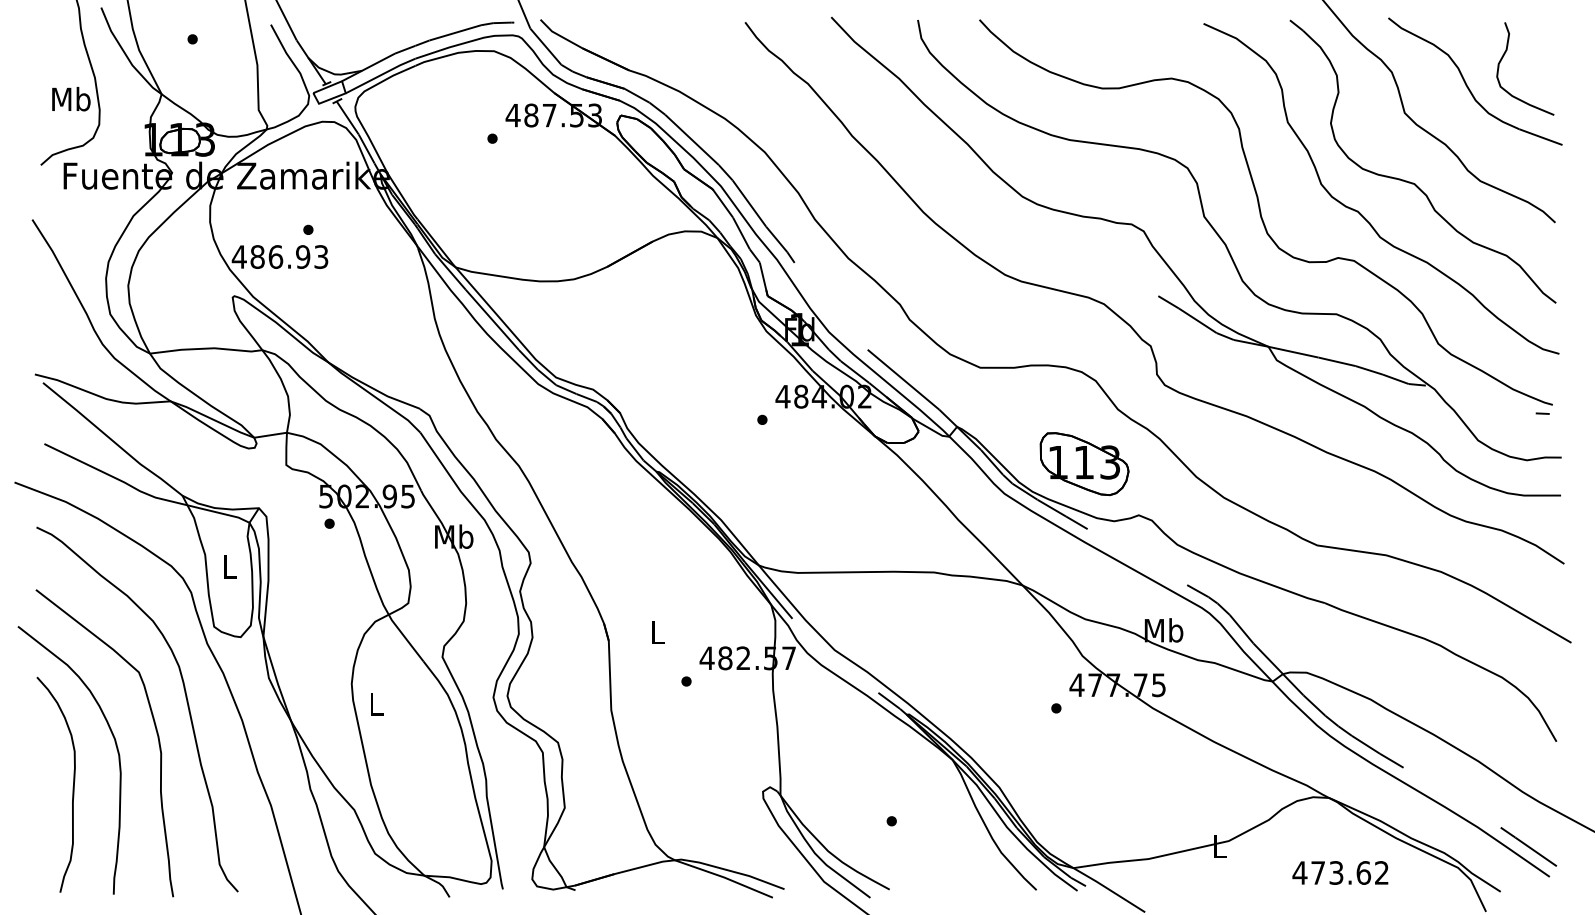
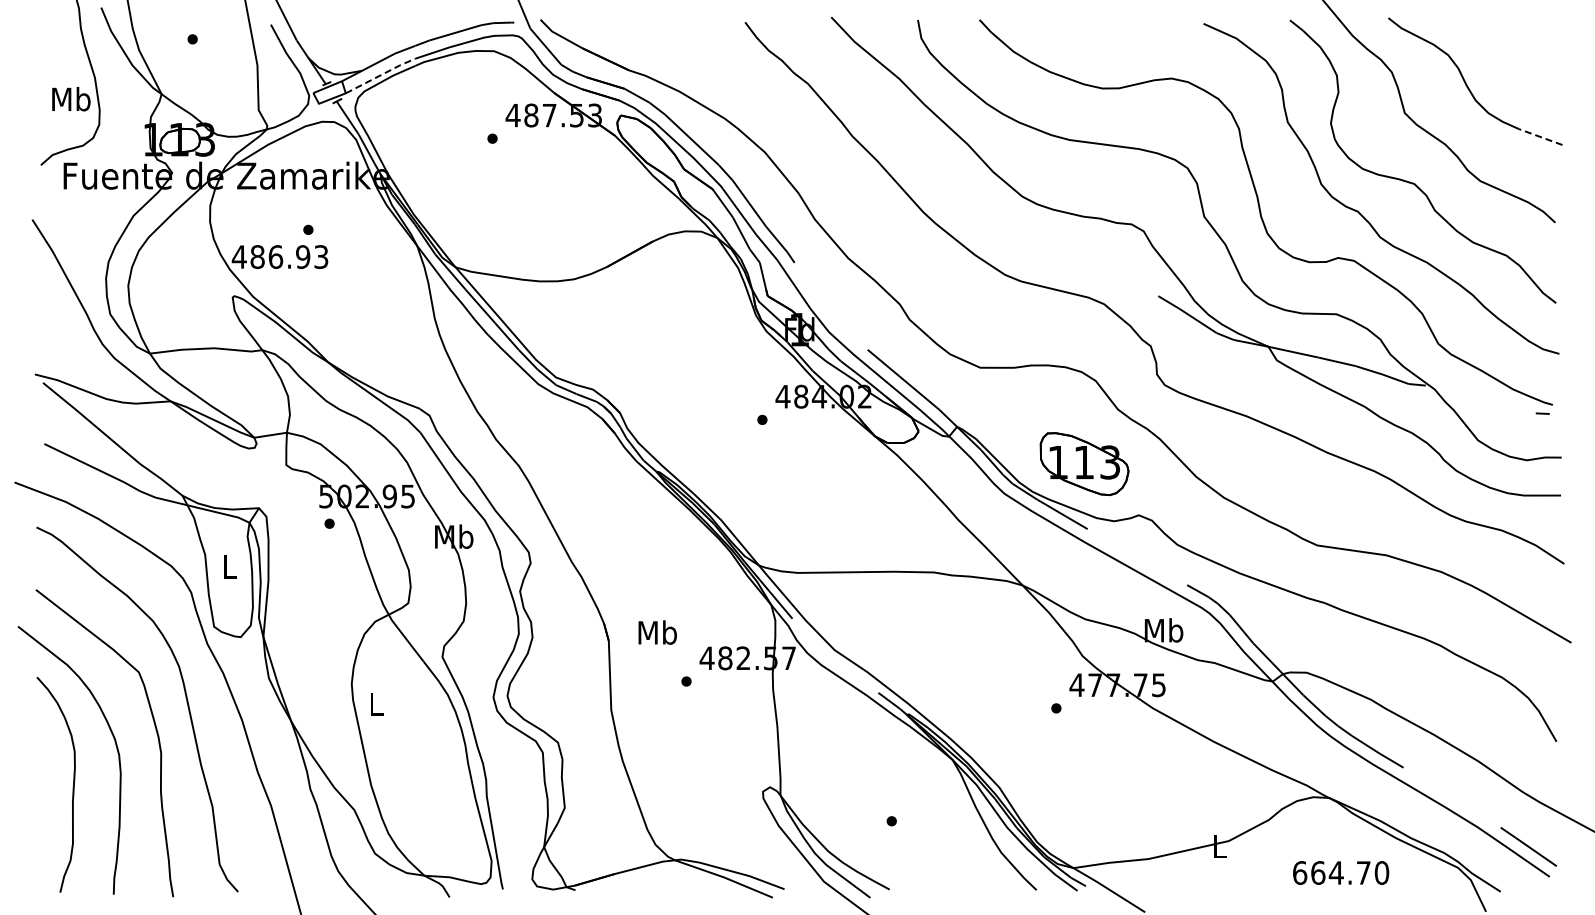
curve: present -> none (1505, 54)
line: solid -> dashed (380, 75)
line: solid -> dashed (1540, 136)
text: L -> Mb (657, 632)
text: 473.62 -> 664.70 (1340, 872)
